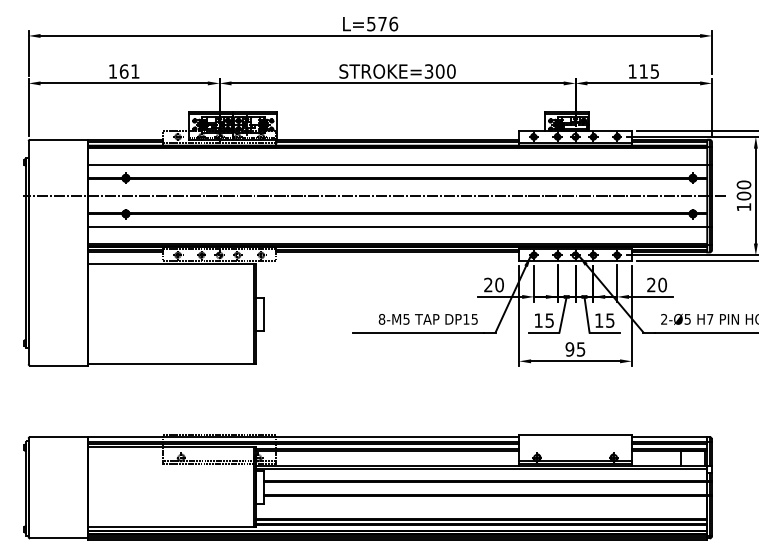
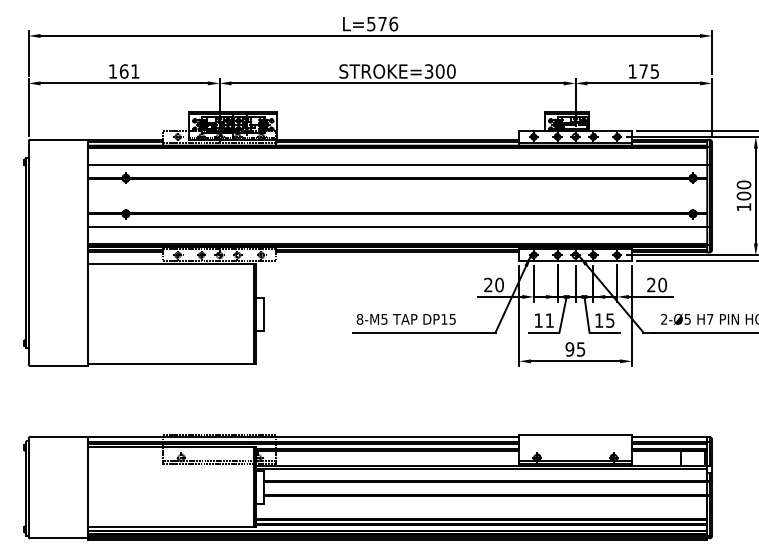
text: 115 -> 175 (643, 71)
line: present -> none (374, 196)
text position: (427, 319) -> (405, 319) (405, 319)
text: 15 -> 11 (549, 320)
